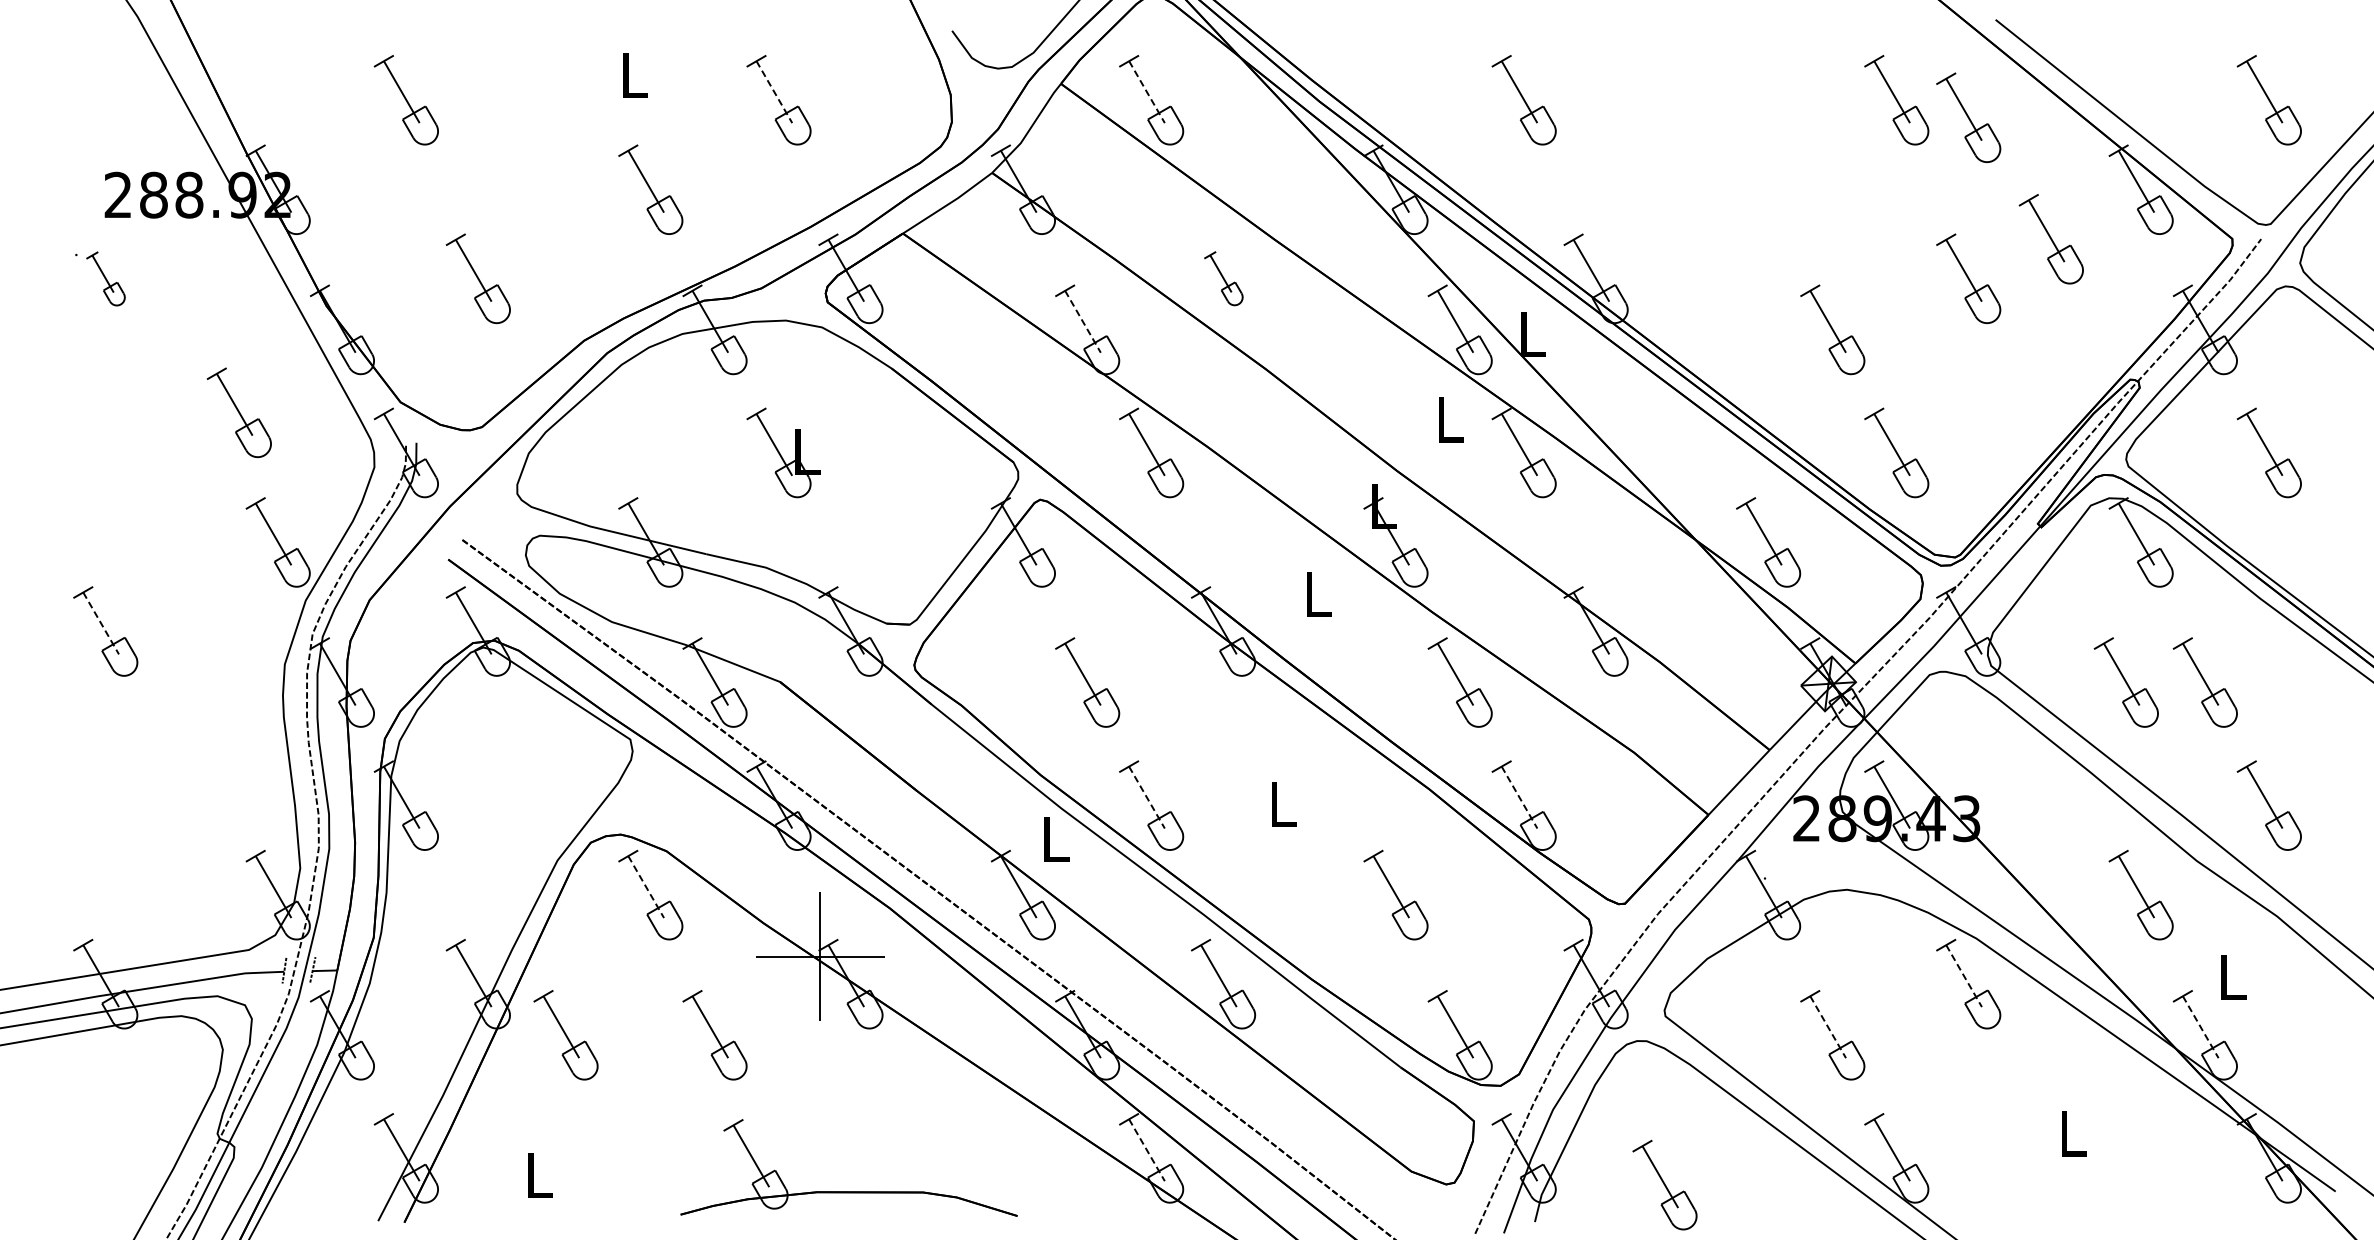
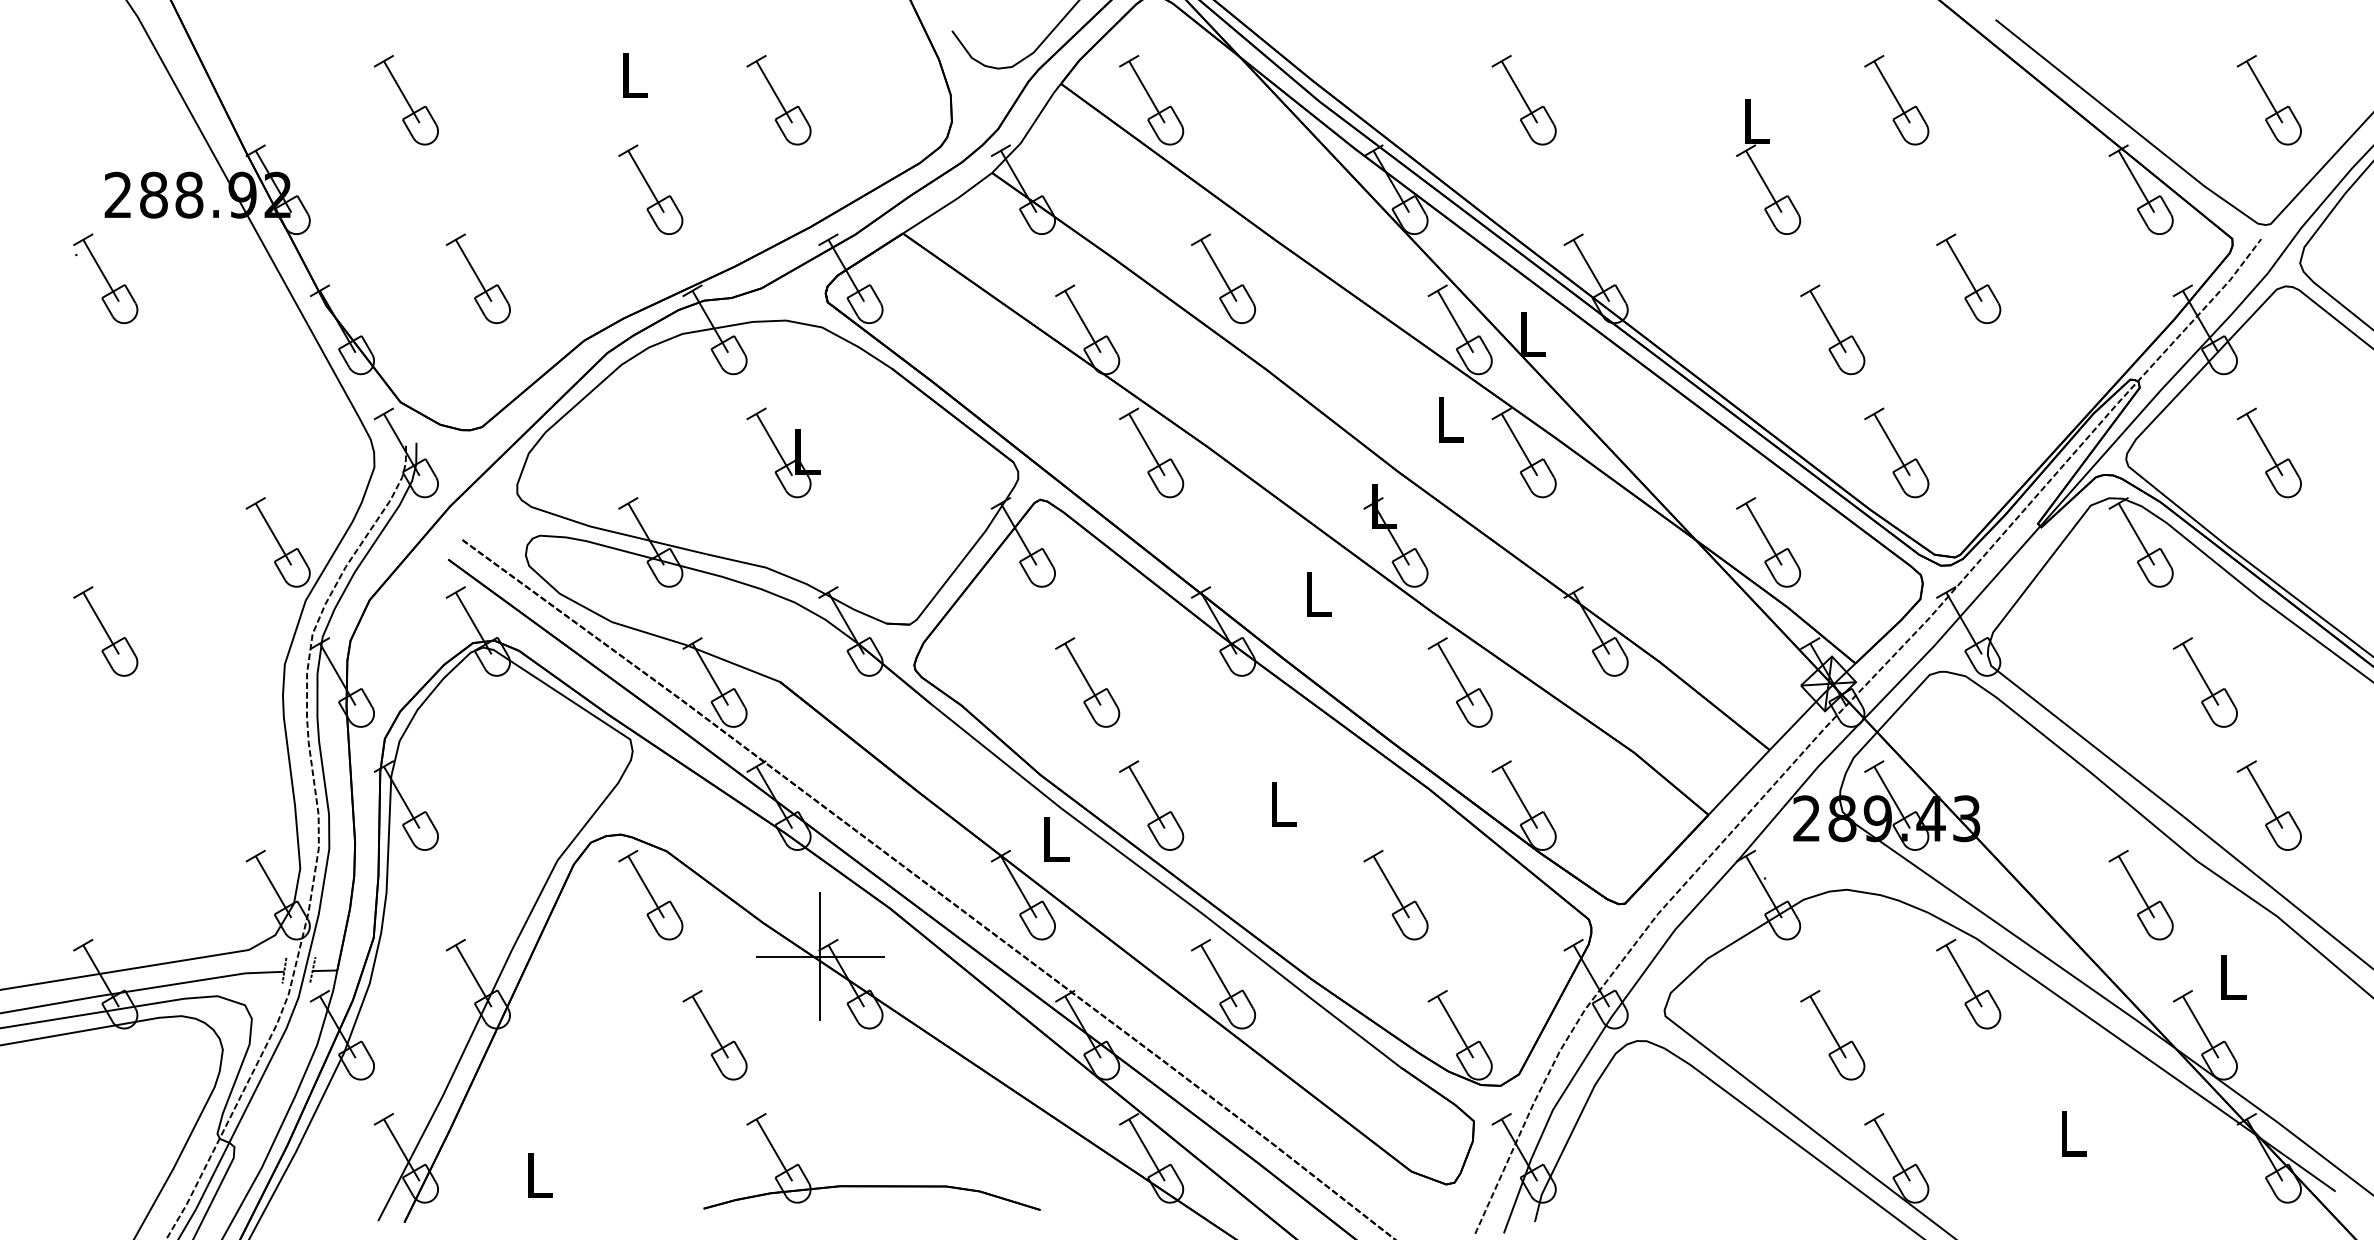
line: dashed -> solid (774, 92)
line: dashed -> solid (1147, 92)
part: present -> none (1968, 117)
part: none -> present (1759, 171)
part: present -> none (2050, 239)
part size: 40x56 px -> 66x92 px (105, 278)
part size: 40x56 px -> 66x91 px (1223, 278)
line: dashed -> solid (1082, 321)
part: present -> none (238, 412)
line: dashed -> solid (101, 623)
part: present -> none (2125, 682)
line: dashed -> solid (1146, 797)
line: dashed -> solid (1519, 797)
line: dashed -> solid (646, 887)
line: dashed -> solid (1964, 976)
line: dashed -> solid (1828, 1027)
line: dashed -> solid (2200, 1027)
part: present -> none (565, 1035)
line: dashed -> solid (1146, 1150)
part: present -> none (1664, 1184)
part position: (848, 1191) -> (871, 1185) (871, 1185)
